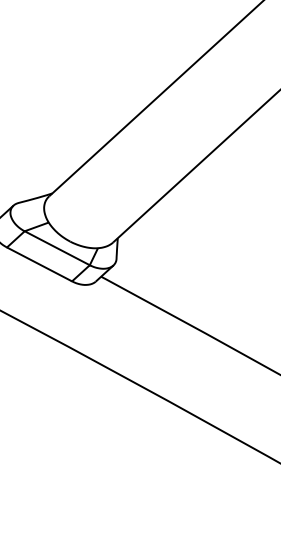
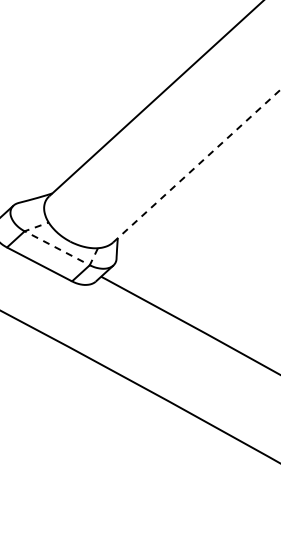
line: solid -> dashed (197, 165)
line: solid -> dashed (53, 246)
